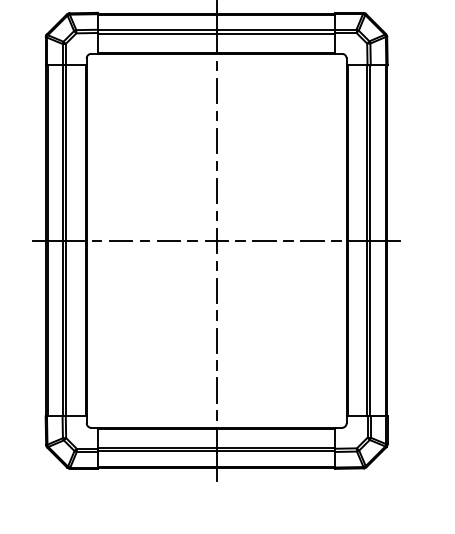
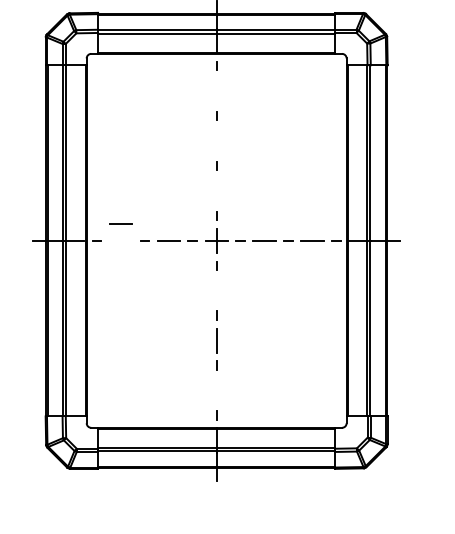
line: present -> none (216, 91)
line: present -> none (216, 140)
line: present -> none (216, 190)
line position: (120, 240) -> (120, 223) (120, 223)
line: present -> none (216, 290)
line: present -> none (216, 390)
